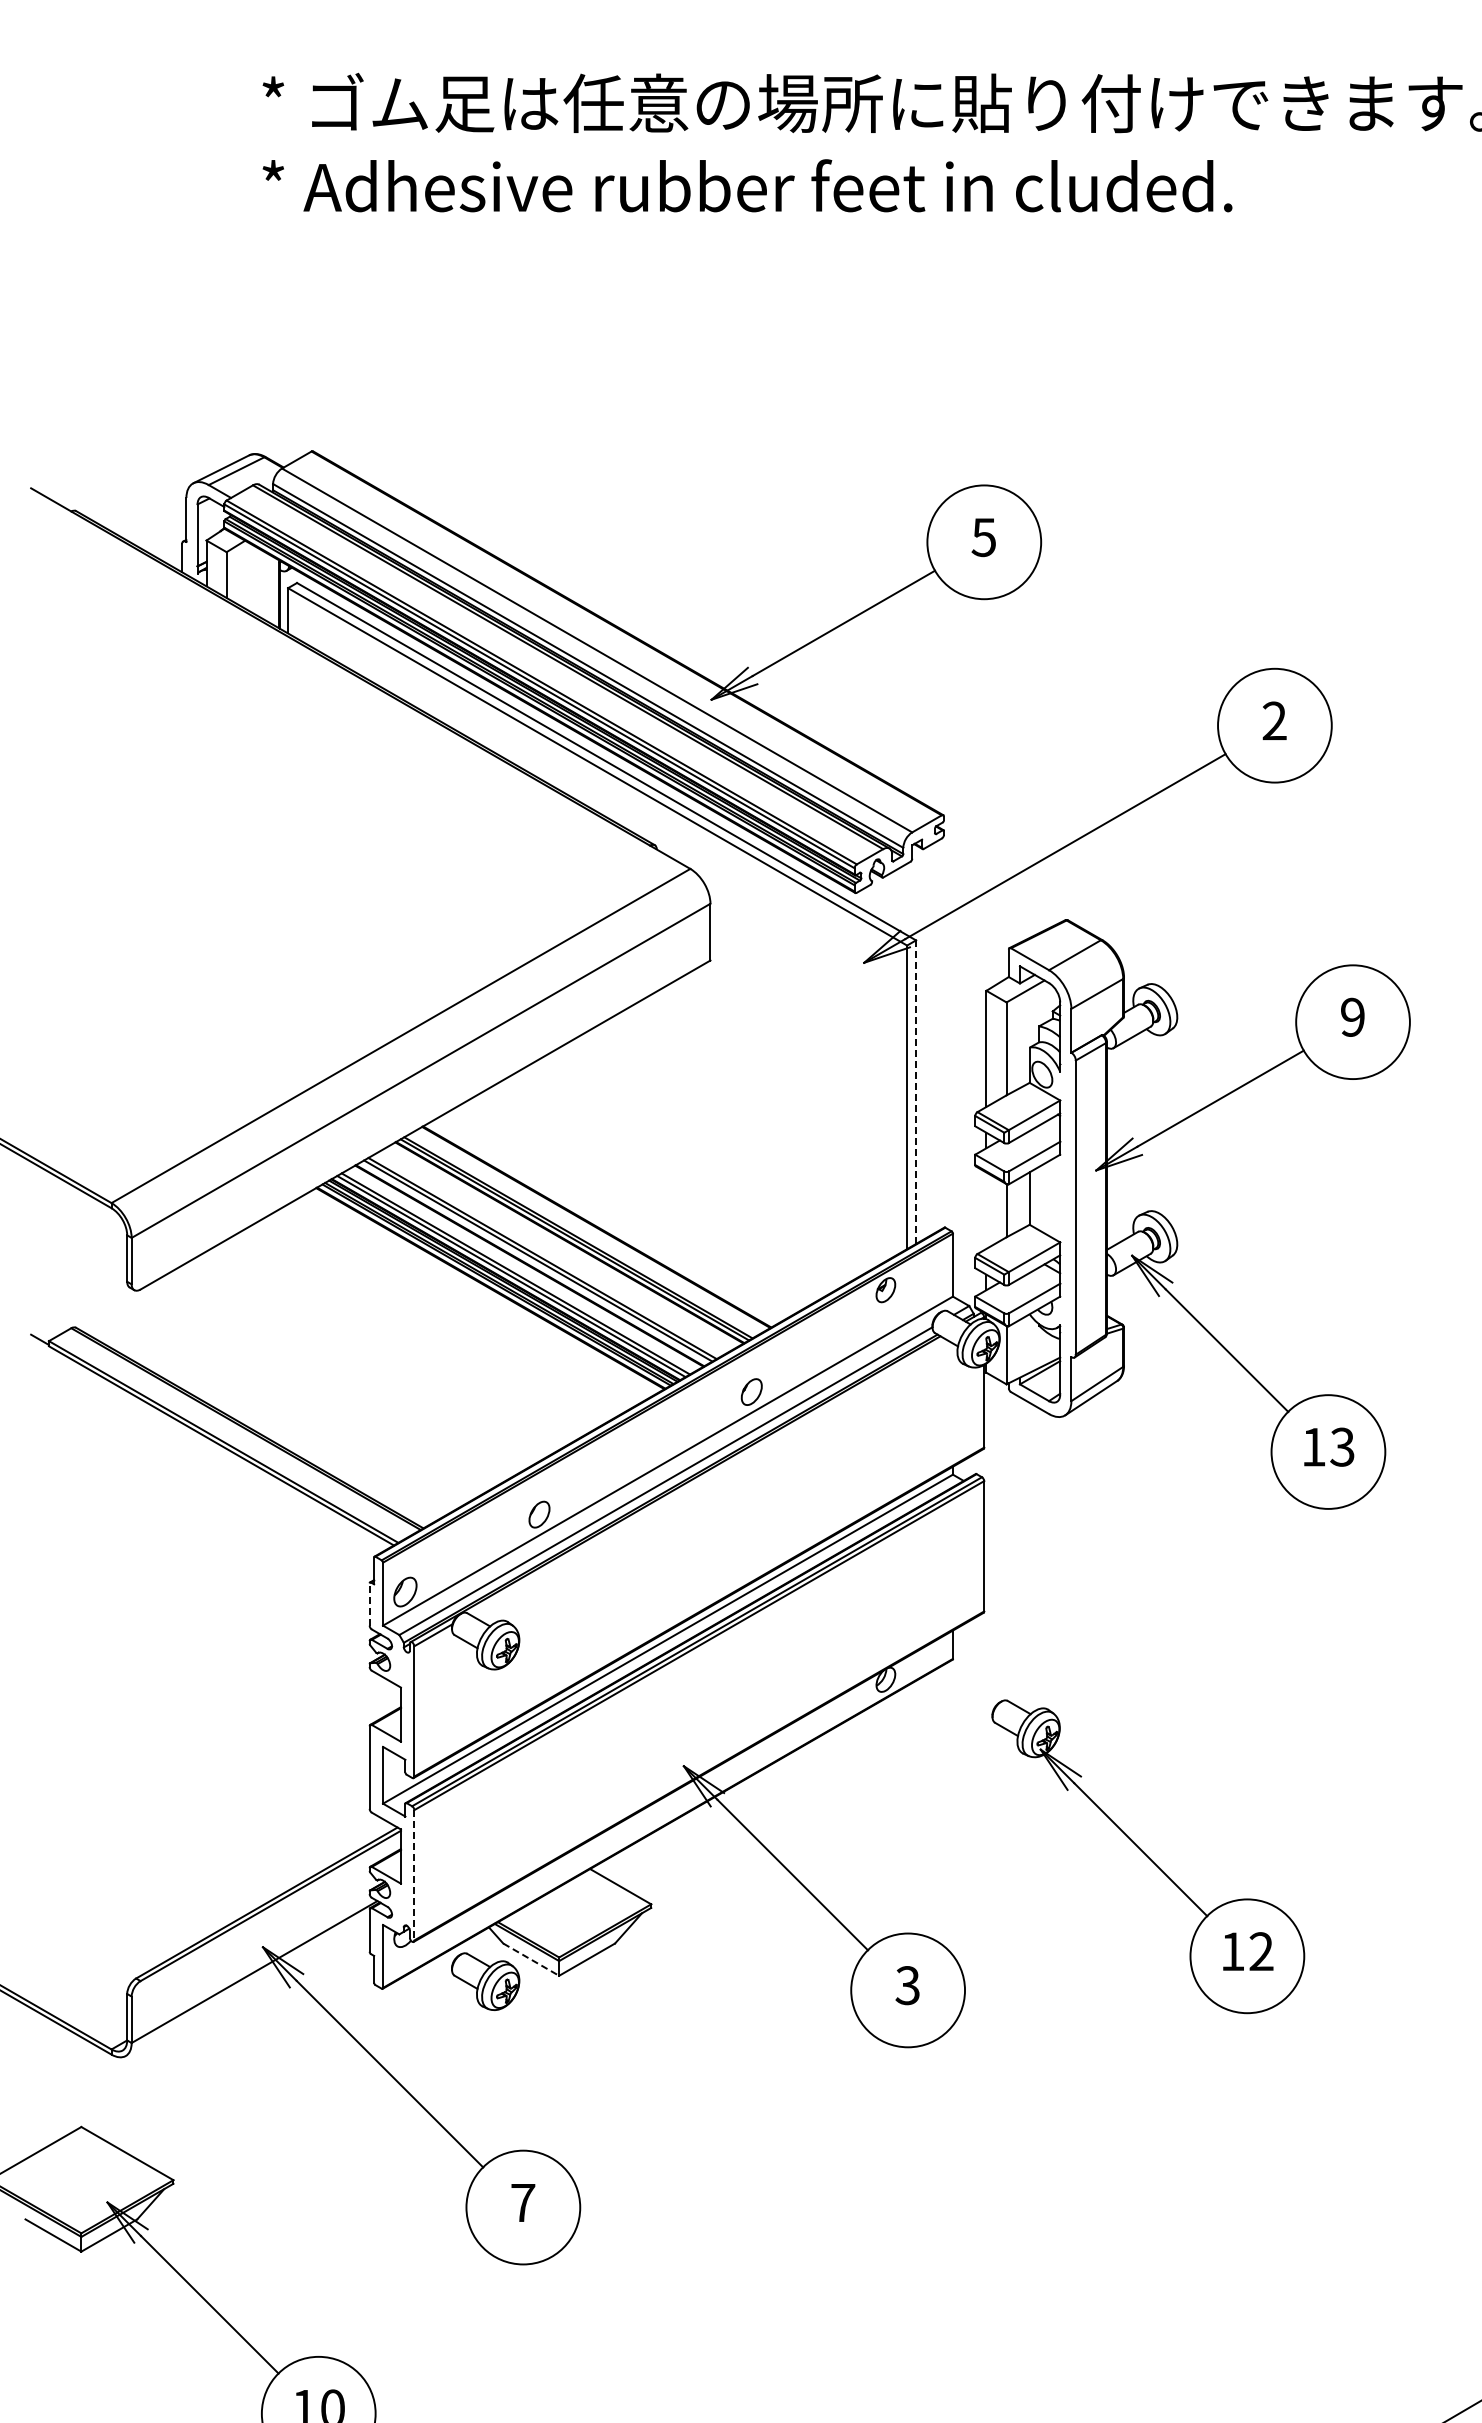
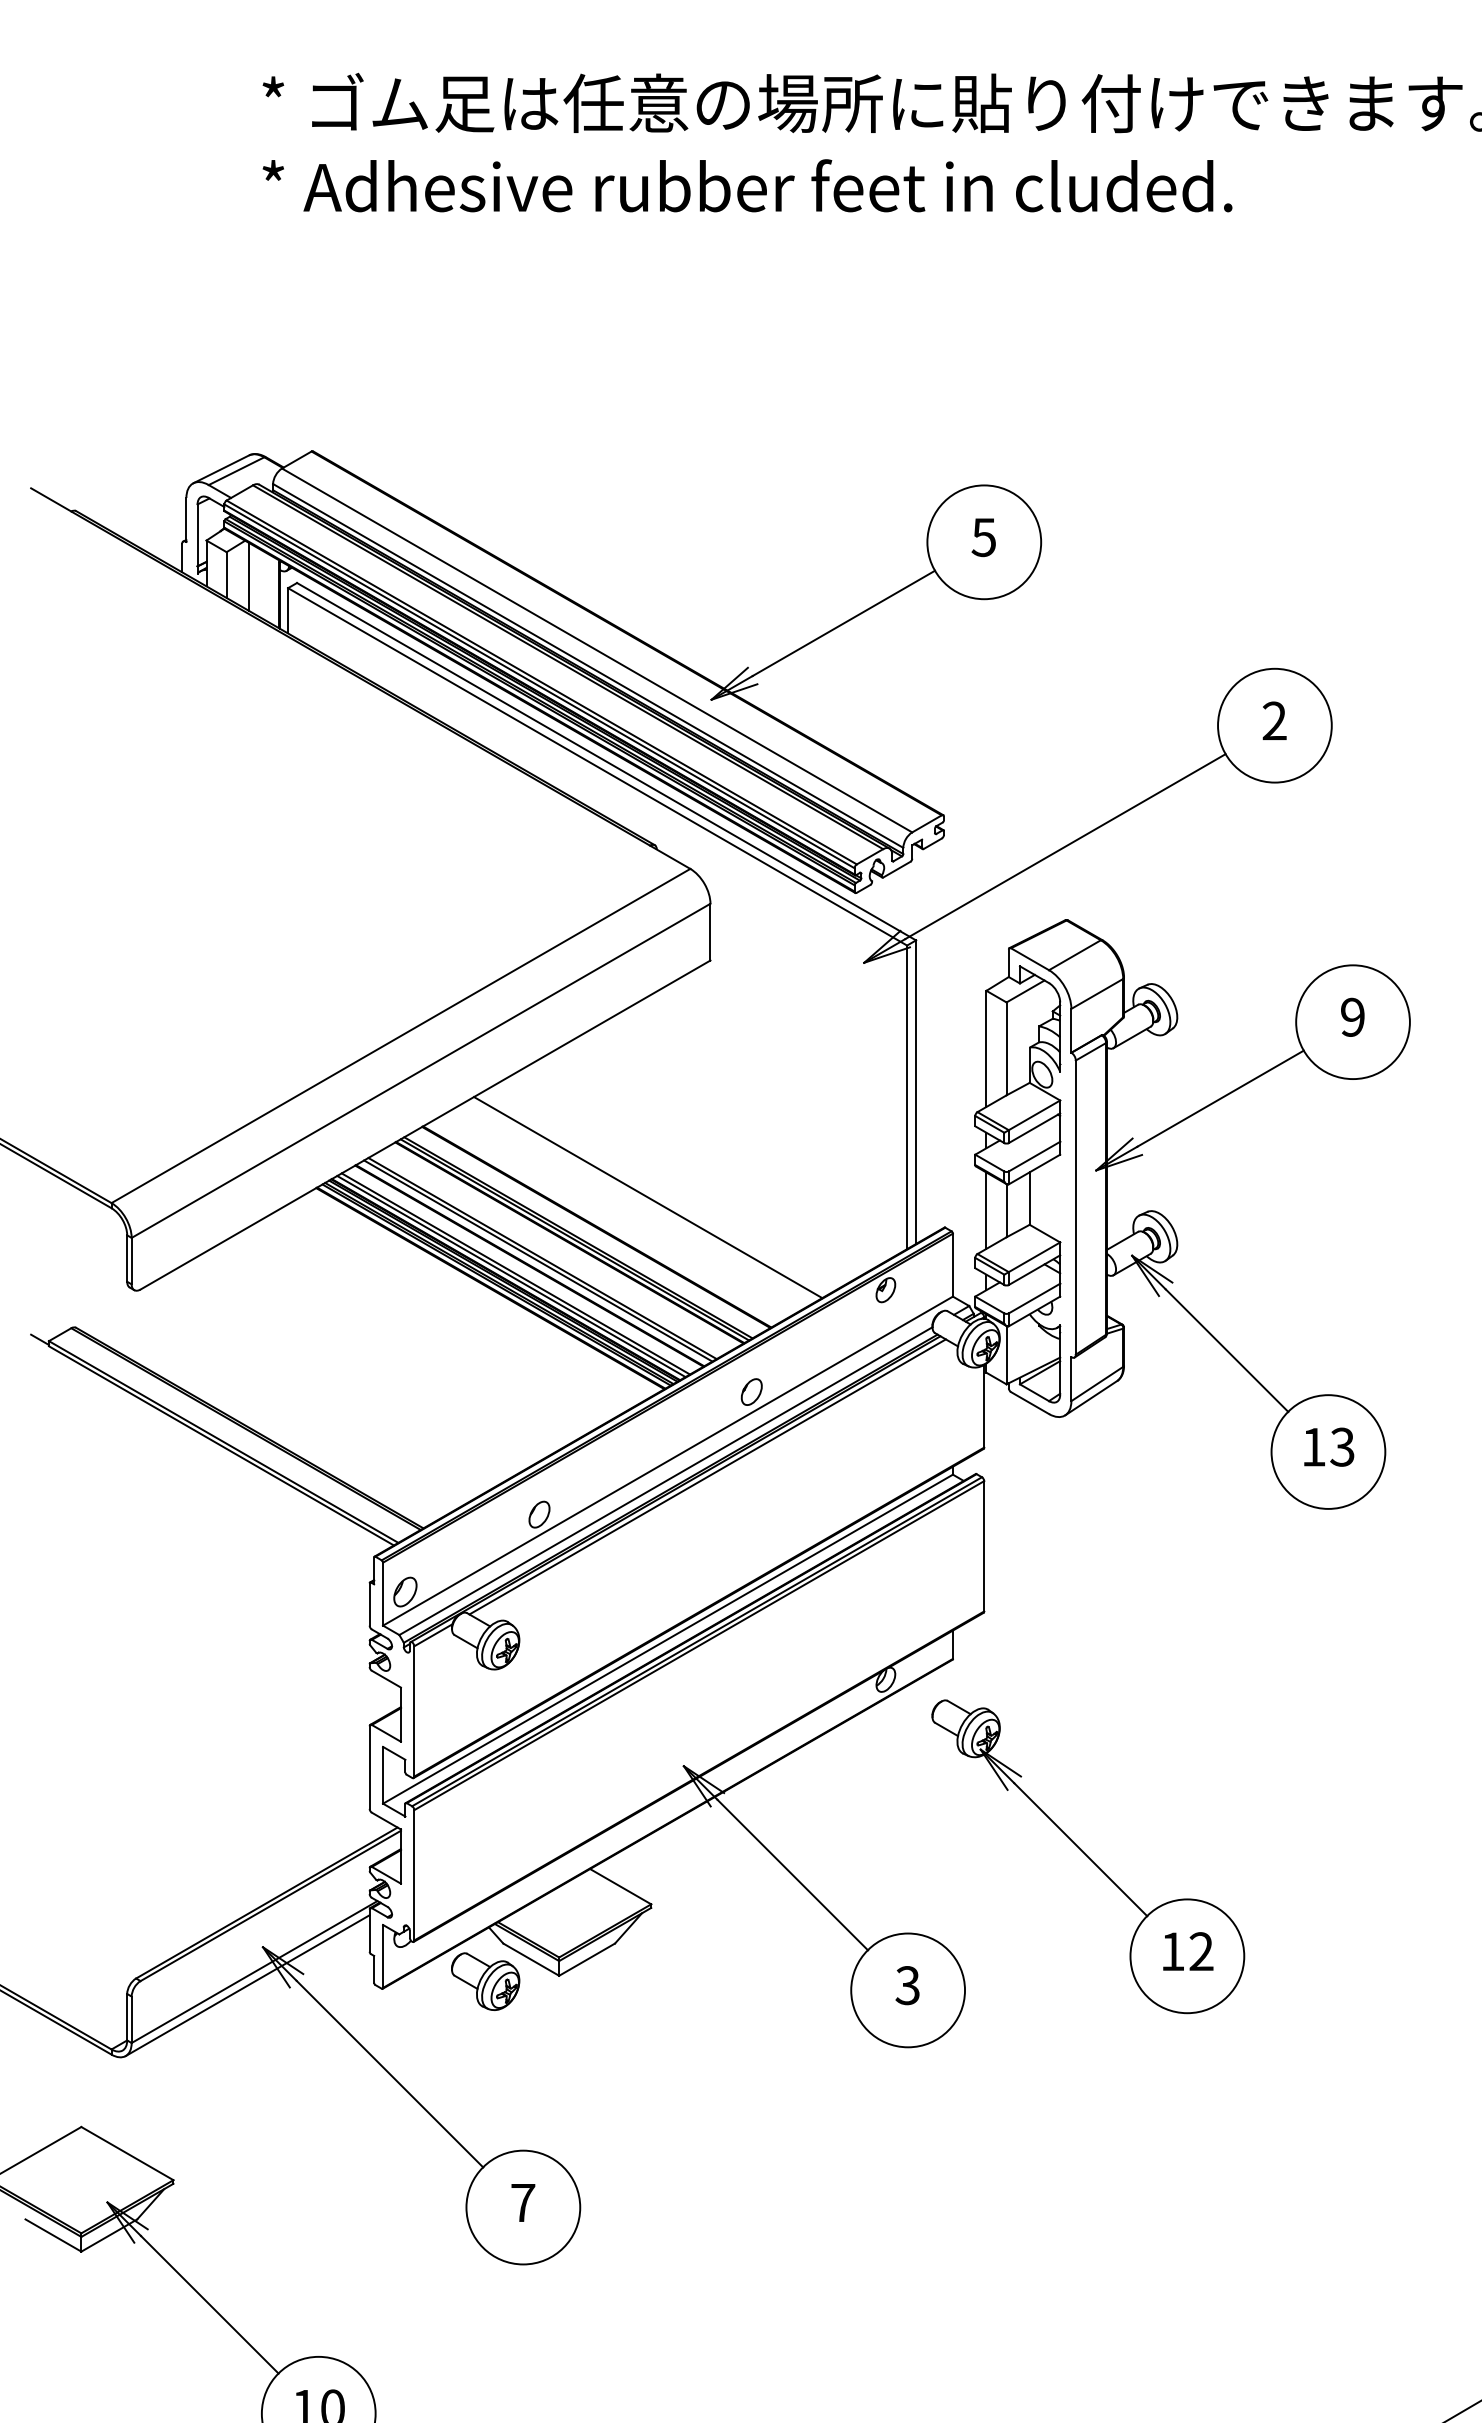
line: none -> present (249, 576)
line: dashed -> solid (916, 1092)
line: none -> present (648, 1197)
line: none -> present (986, 1210)
line: none -> present (707, 1476)
line: dashed -> solid (369, 1603)
part position: (1148, 1856) -> (1088, 1856) (1088, 1856)
line: dashed -> solid (414, 1875)
line: dashed -> solid (531, 1959)
line: none -> present (247, 1985)
